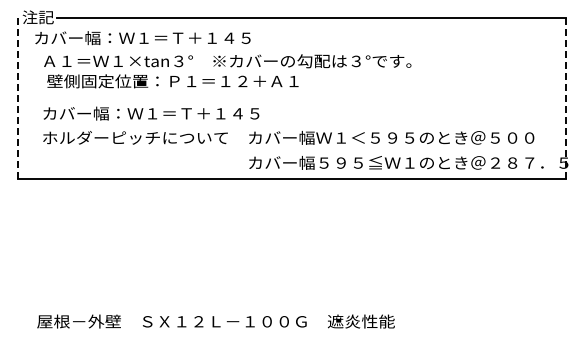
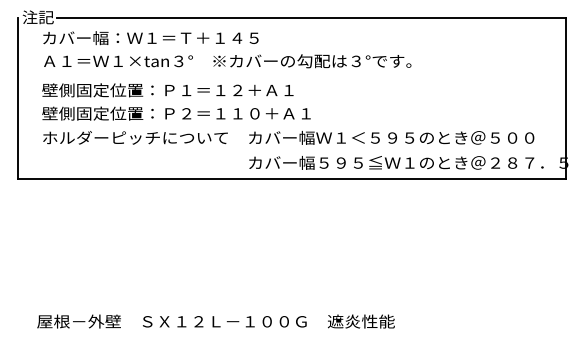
text position: (142, 38) -> (150, 38) (150, 38)
text position: (172, 81) -> (167, 90) (167, 90)
line: dashed -> solid (17, 98)
line: dashed -> solid (566, 98)
text: カバー幅：Ｗ１＝Ｔ＋１４５ -> 壁側固定位置：Ｐ２＝１１０＋Ａ１ (176, 113)
